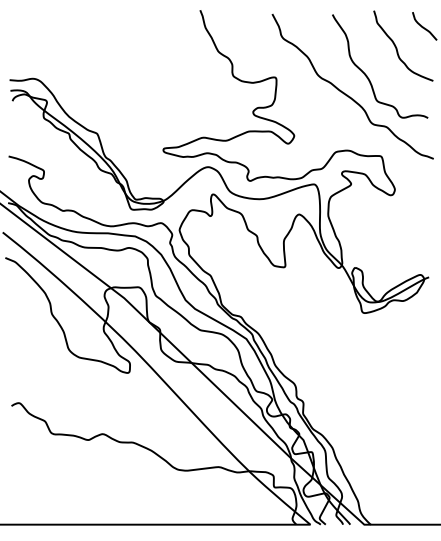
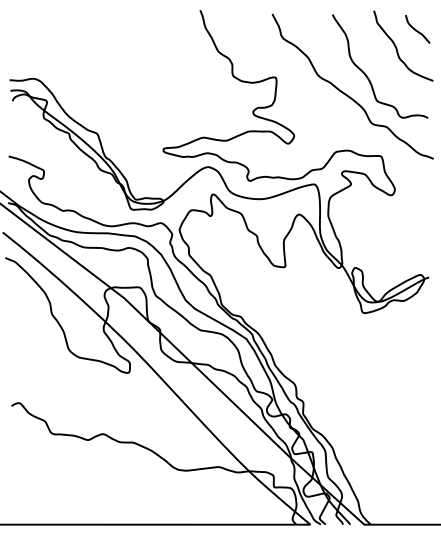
curve position: (423, 26) -> (416, 29) (416, 29)
